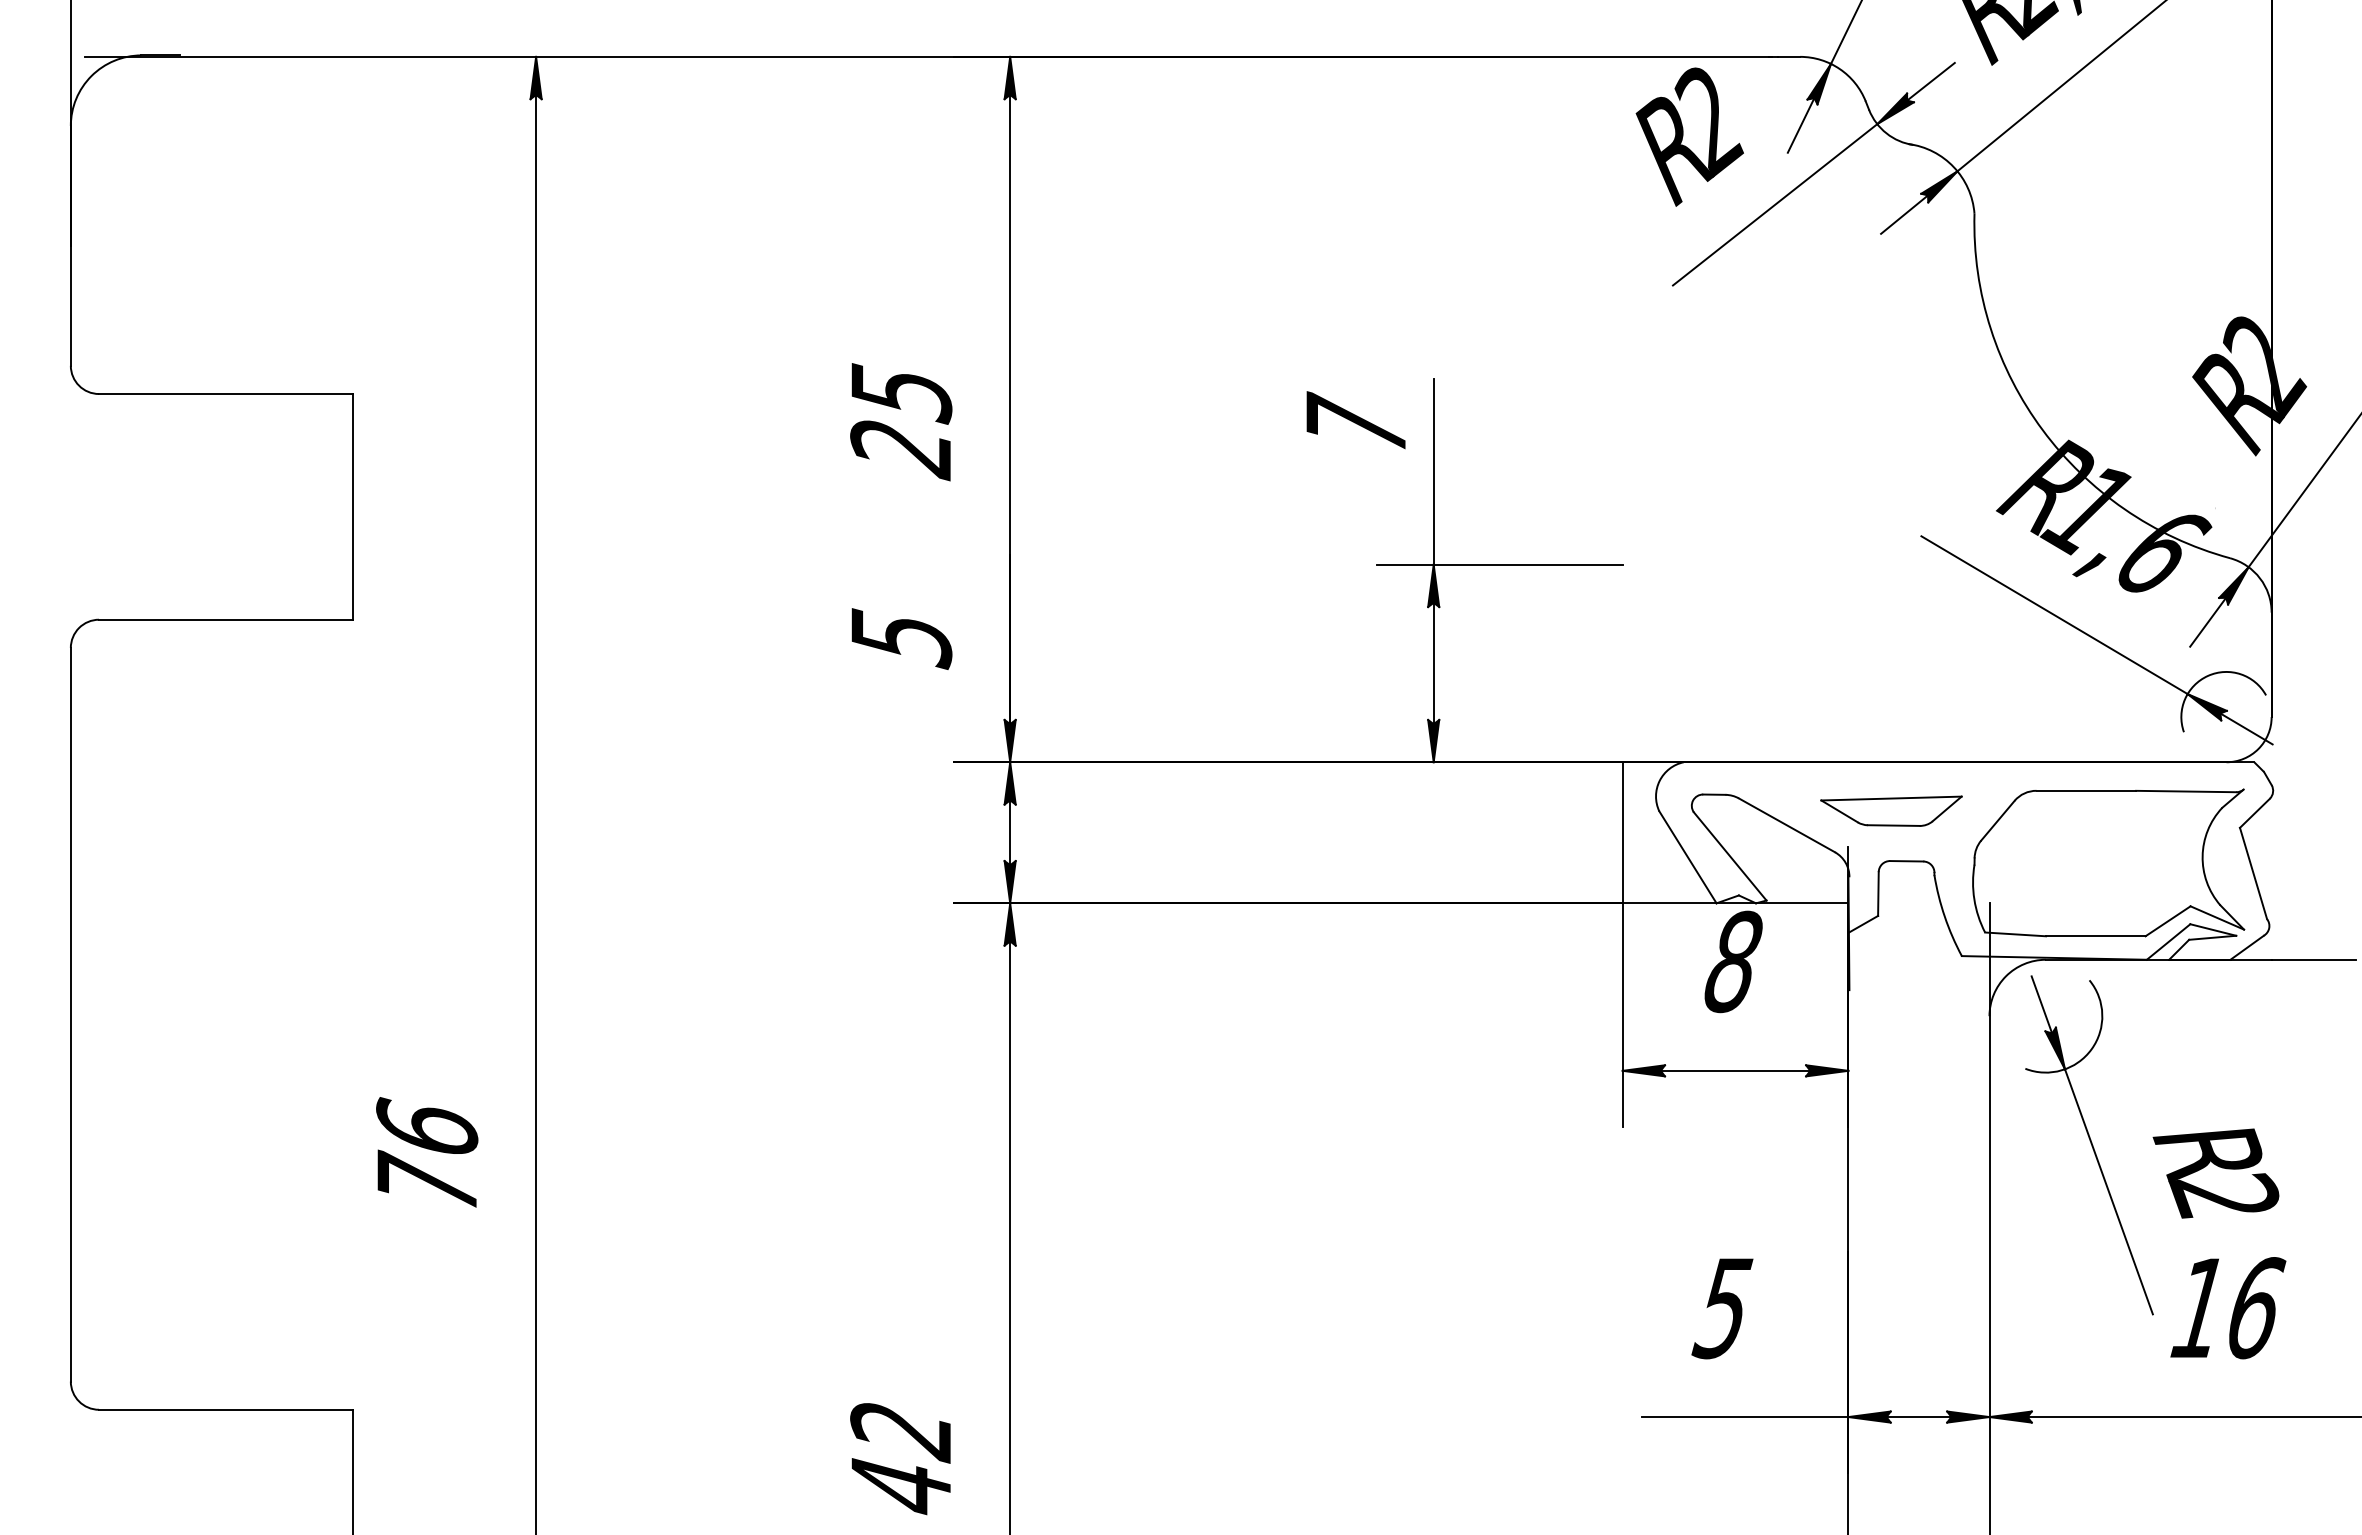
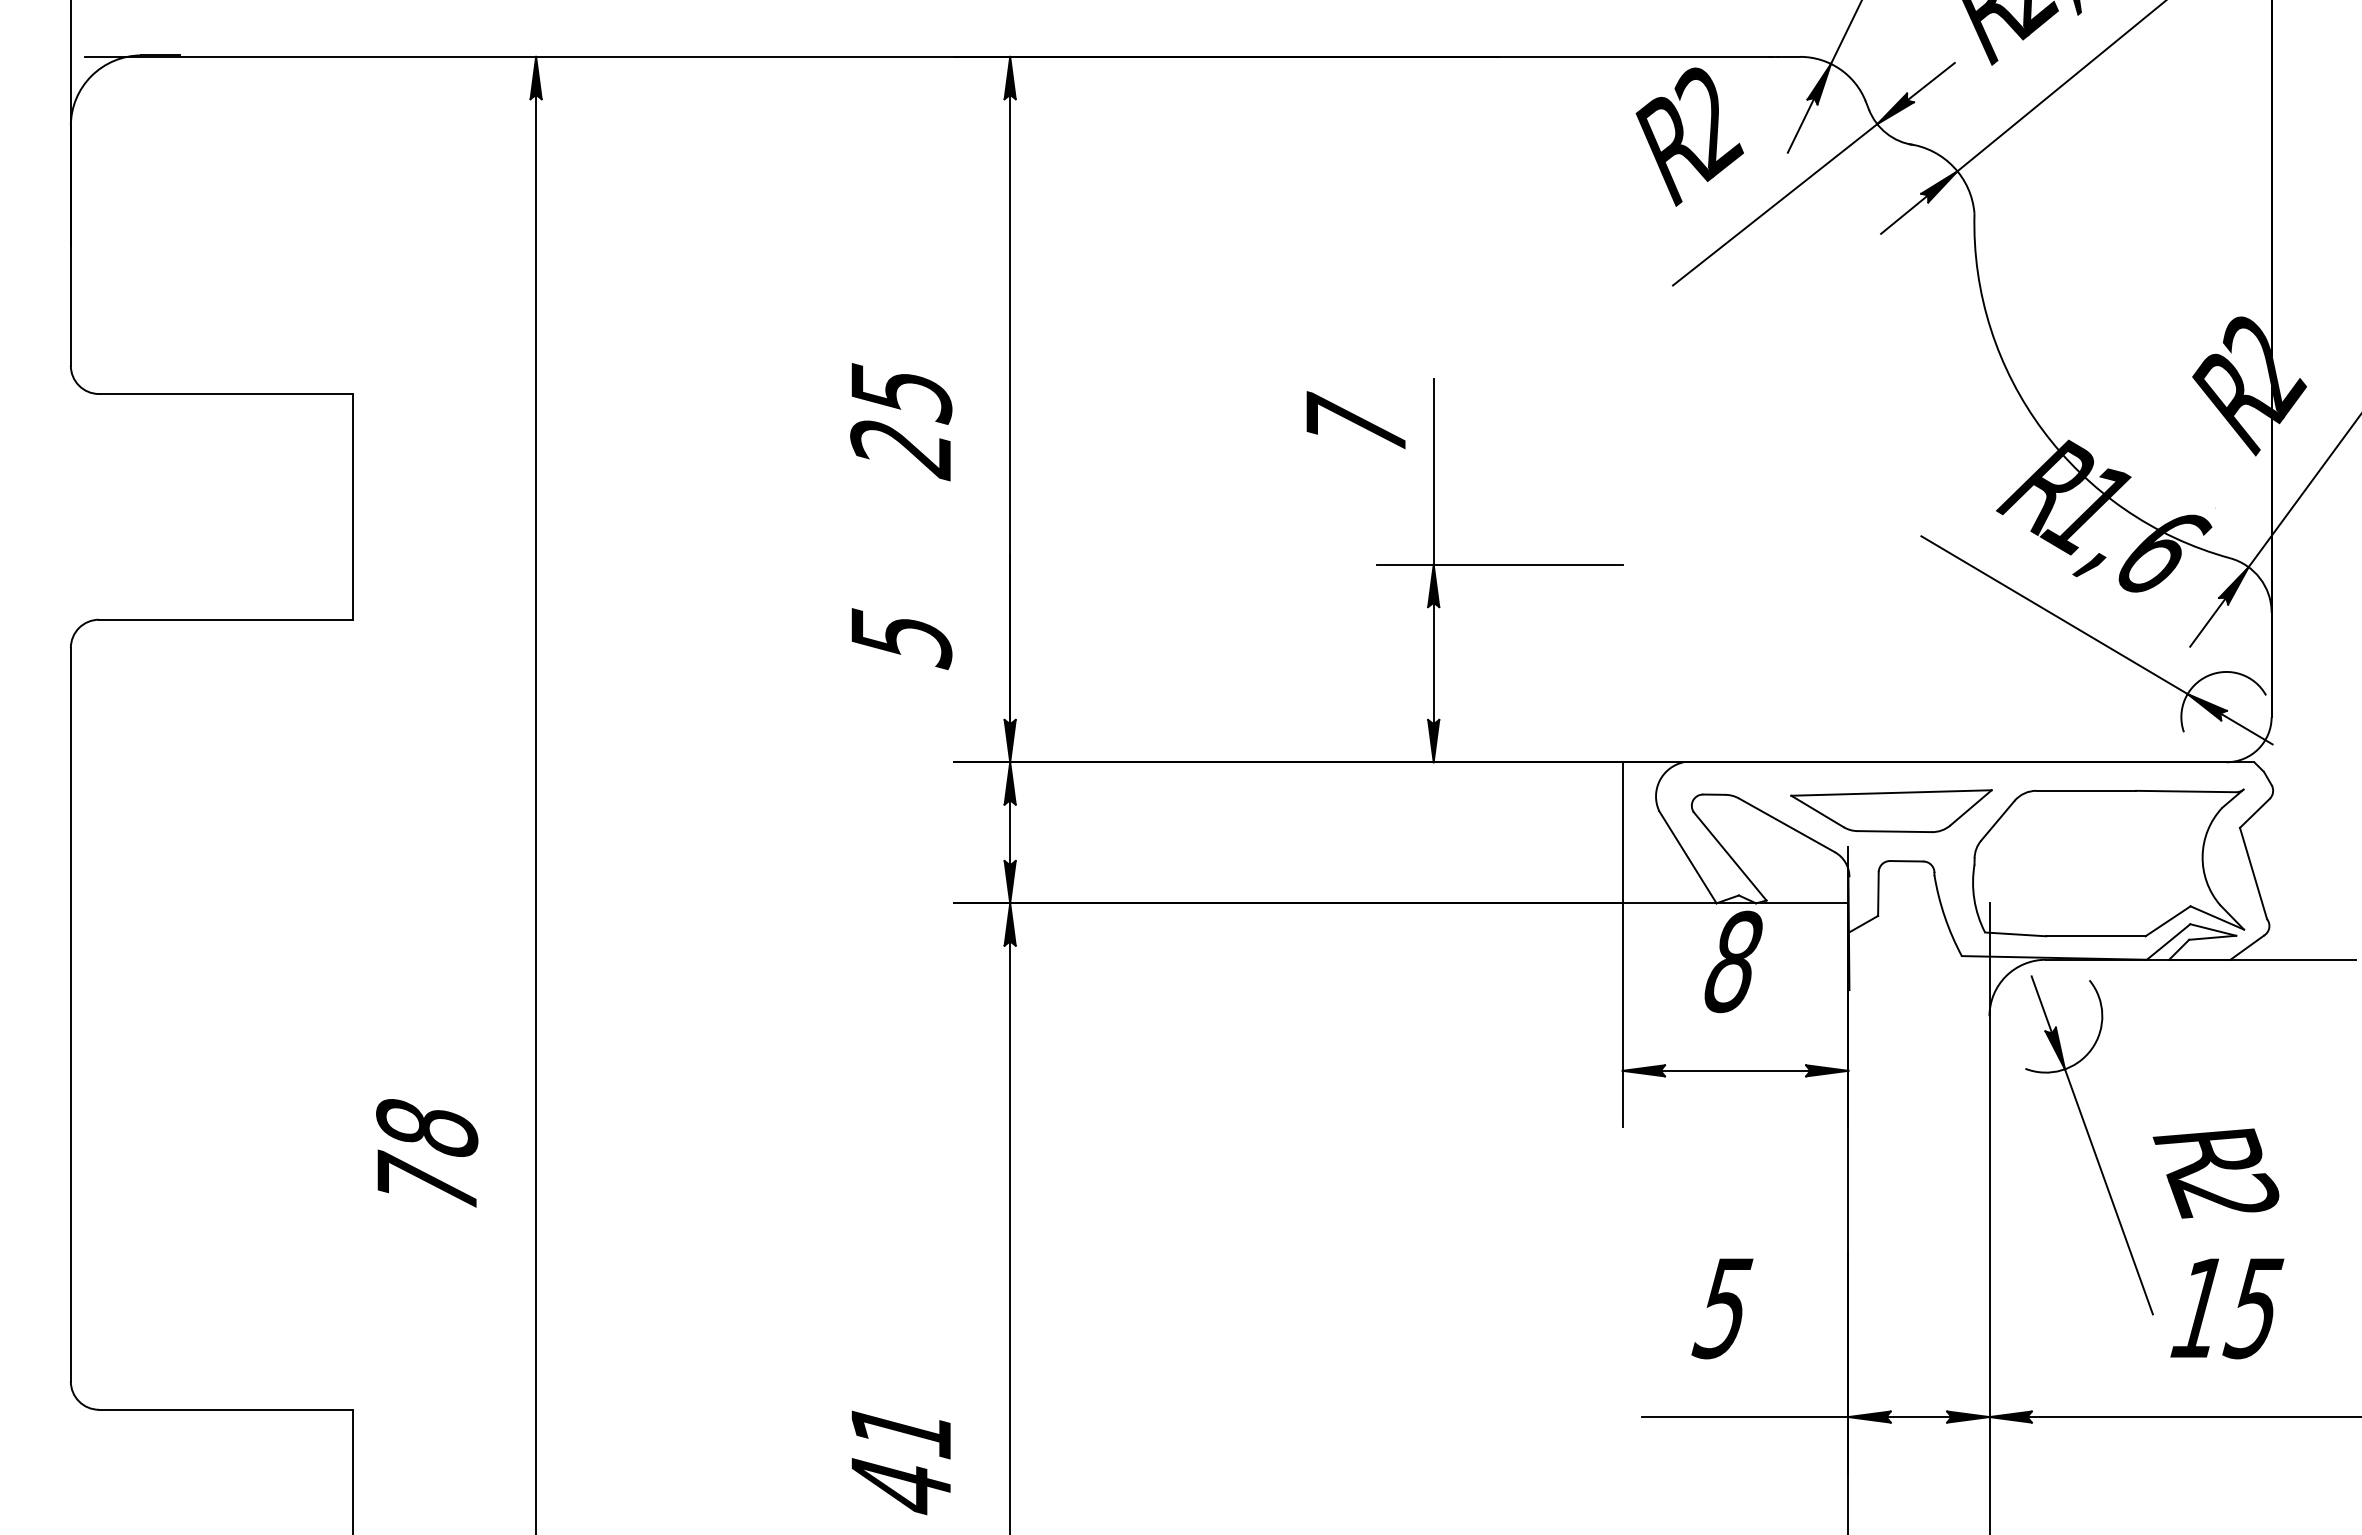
part size: 143x32 px -> 203x45 px (1891, 811)
text: 76 -> 78 (427, 1126)
text: 16 -> 15 (2254, 1308)
text: 42 -> 41 (900, 1433)
